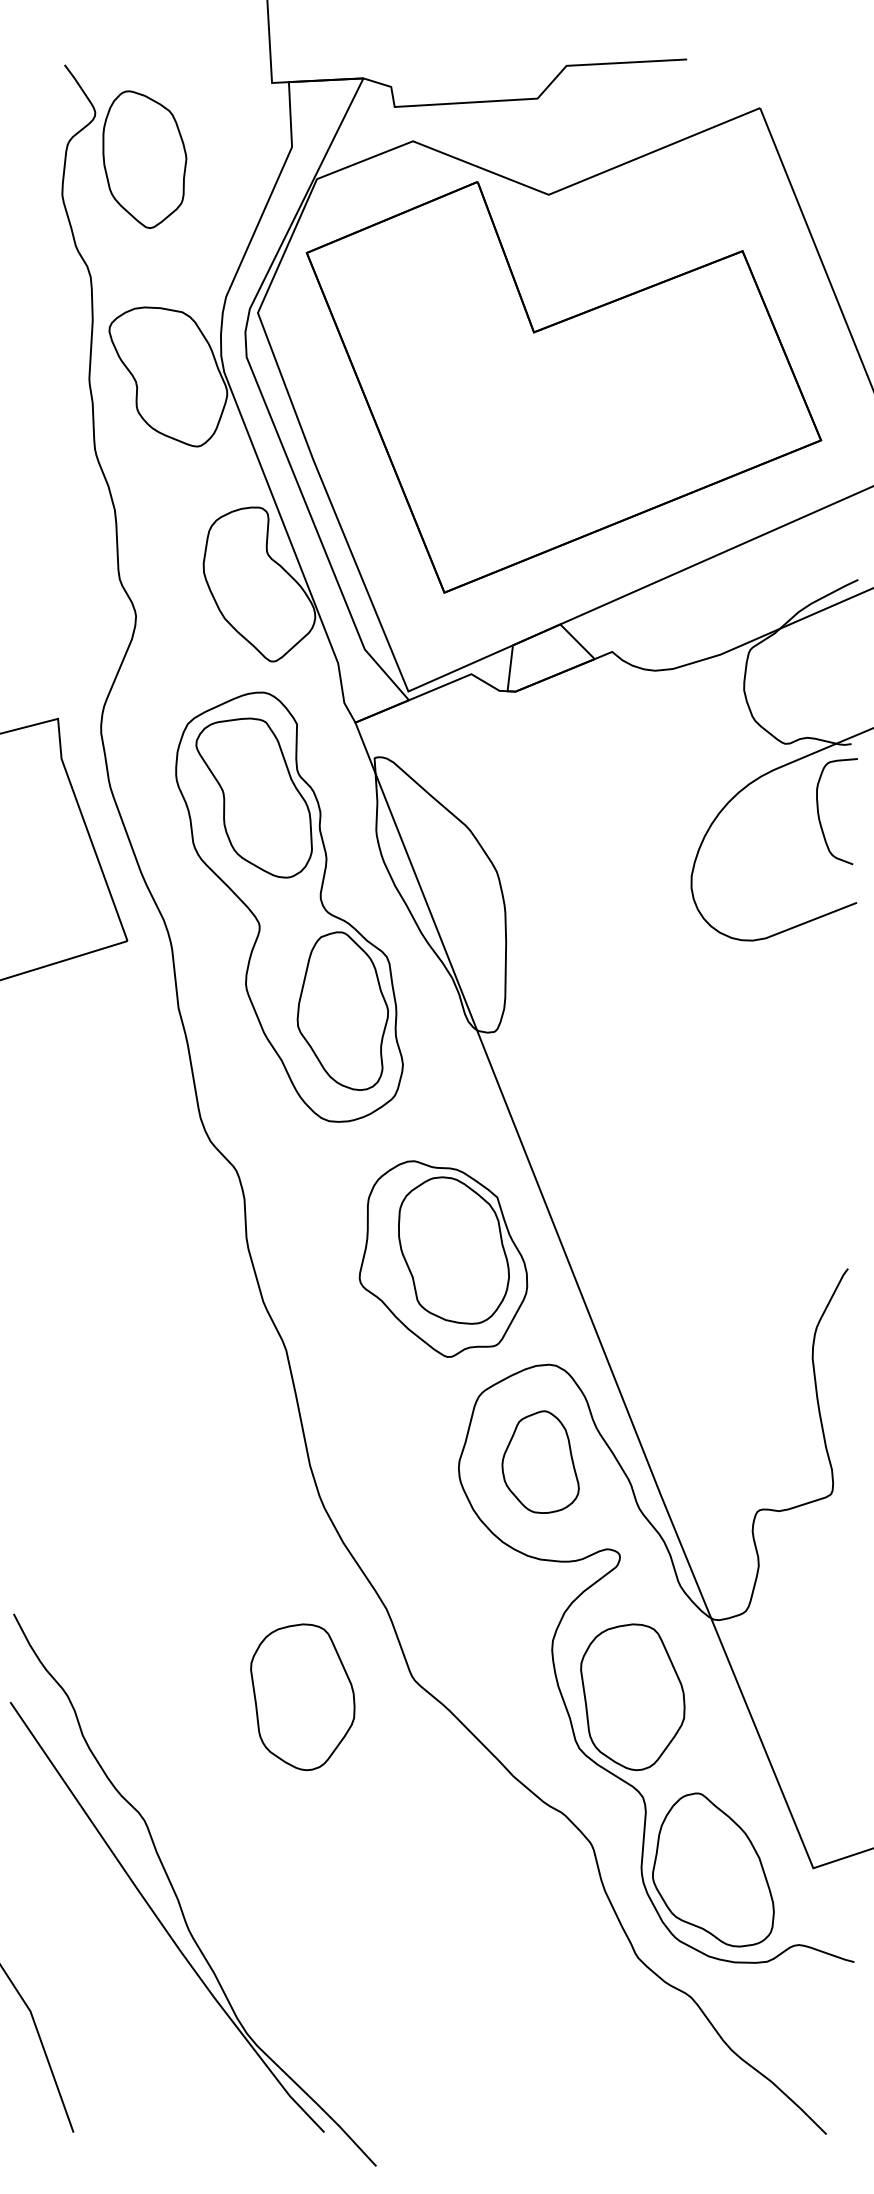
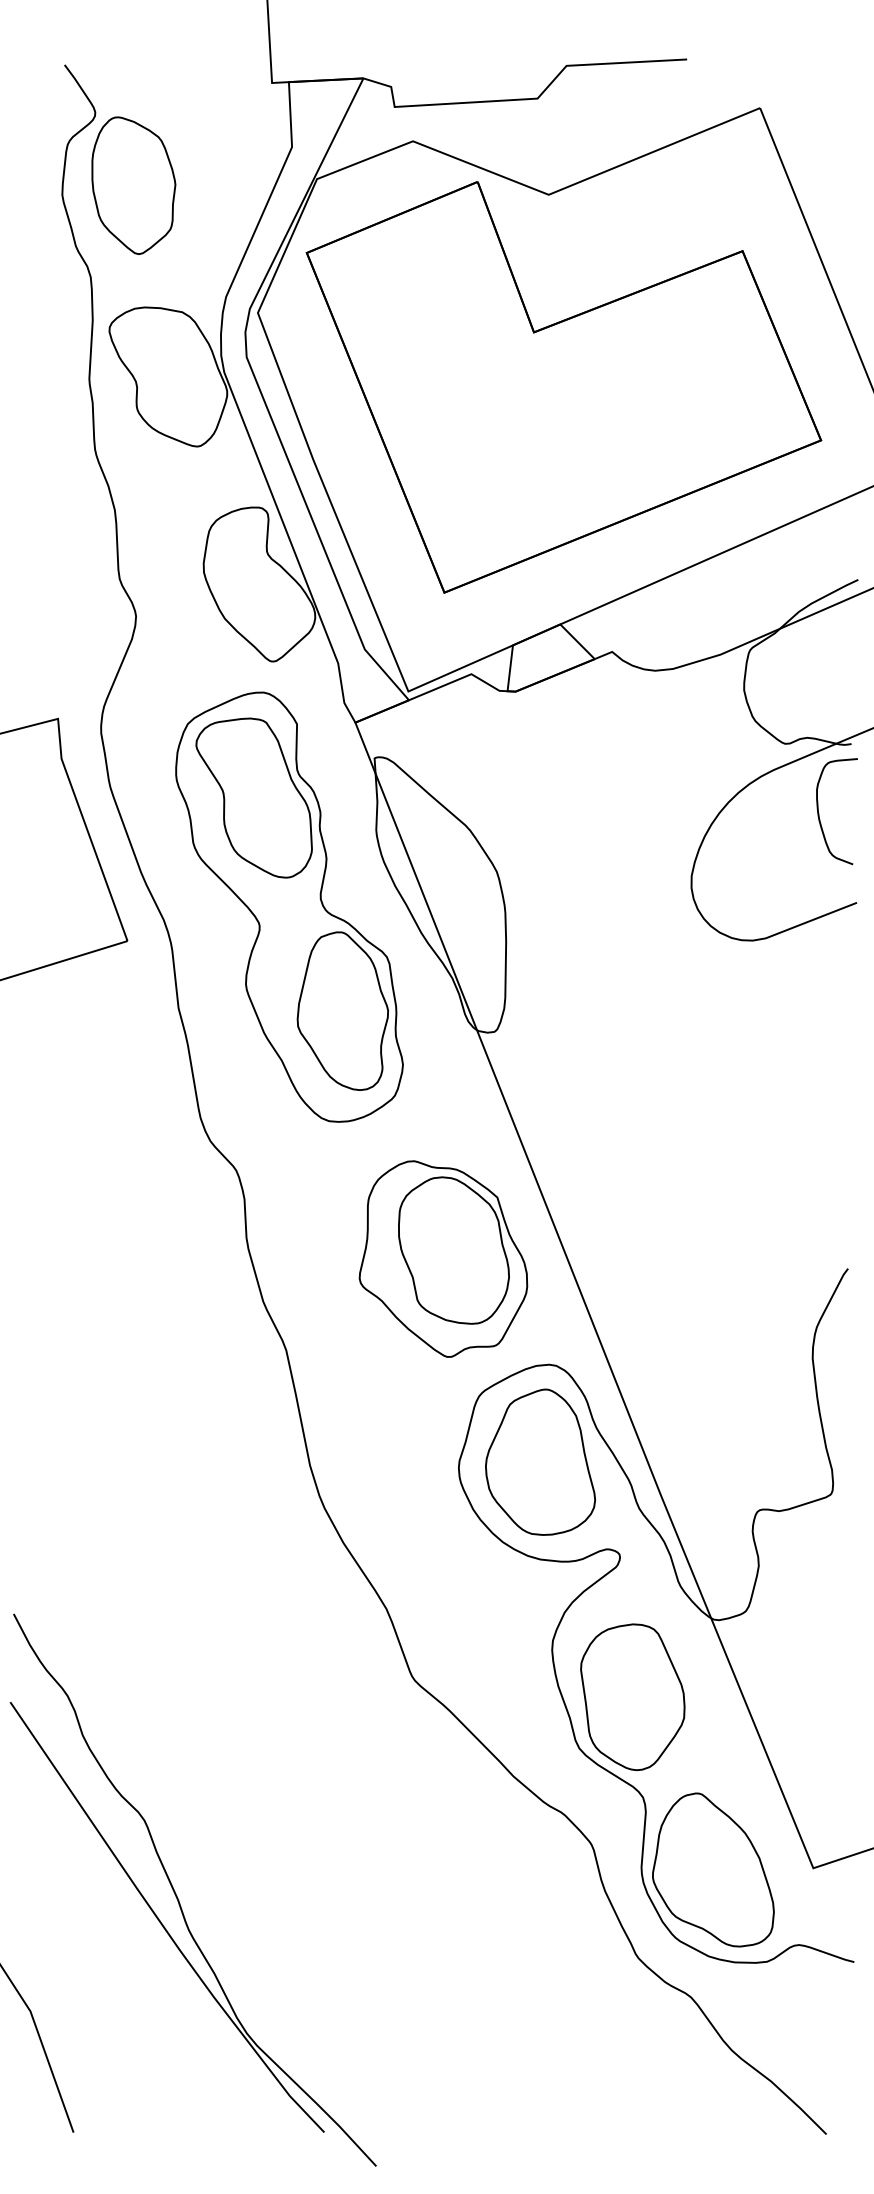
part position: (144, 159) -> (133, 185) (133, 185)
part size: 79x104 px -> 112x148 px (540, 1461)
part: present -> none (302, 1697)
